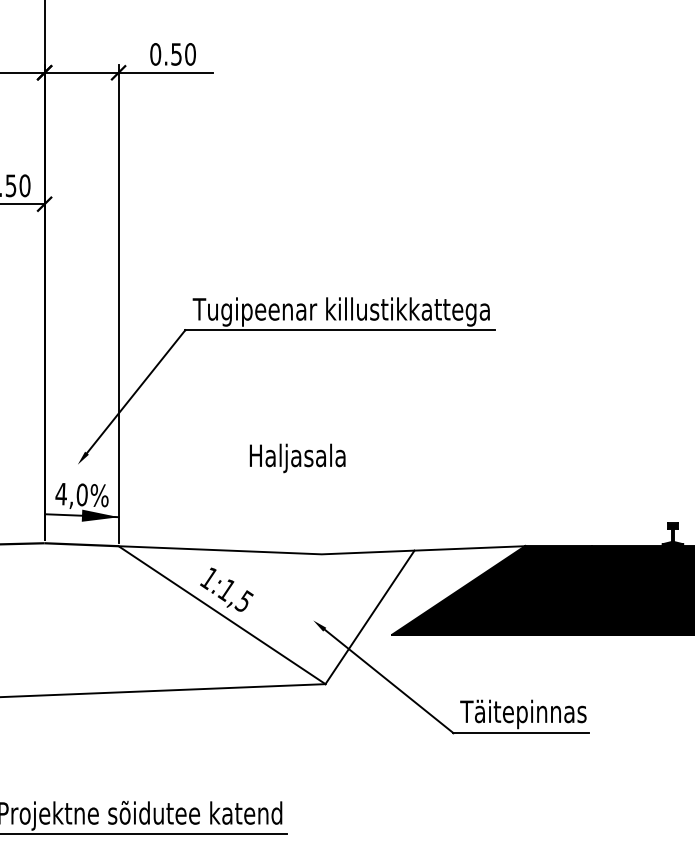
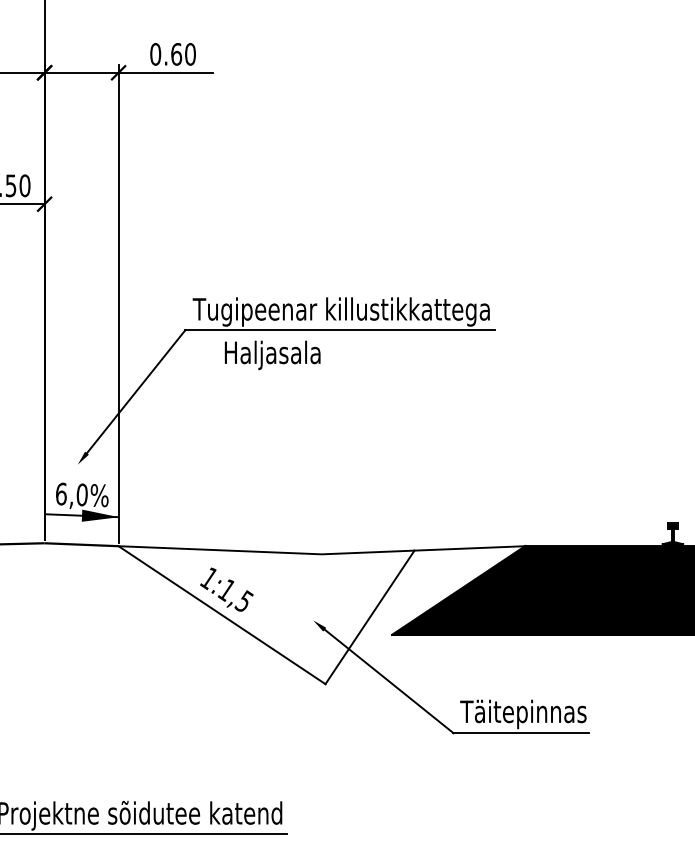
text: 0.50 -> 0.60 (176, 54)
text position: (297, 458) -> (272, 355) (272, 355)
text: 4,0%%% -> 6,0%%% (60, 493)
line: present -> none (163, 690)
